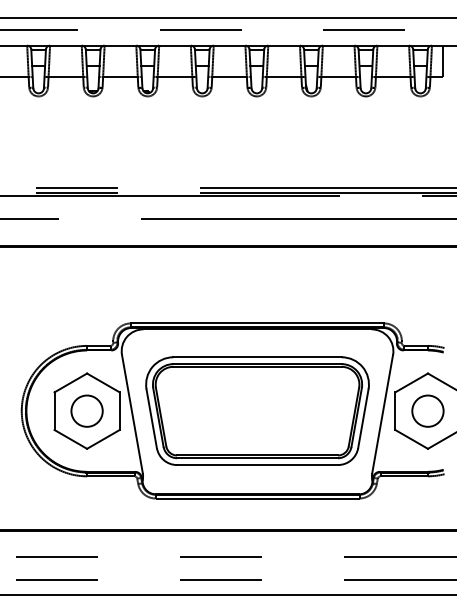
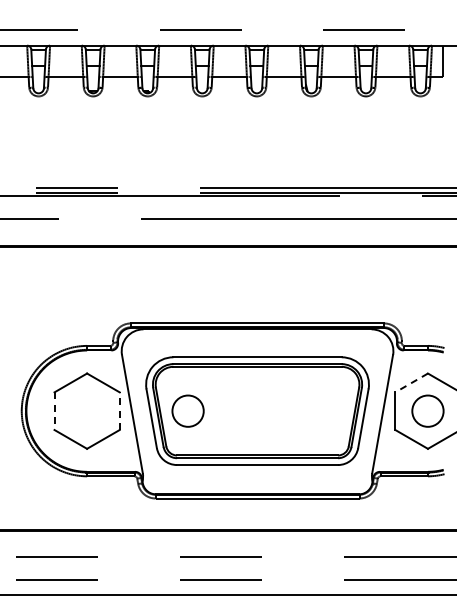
line: present -> none (227, 18)
line: solid -> dashed (411, 382)
circle position: (86, 410) -> (187, 410) (187, 410)
line: solid -> dashed (54, 411)
line: solid -> dashed (119, 411)
